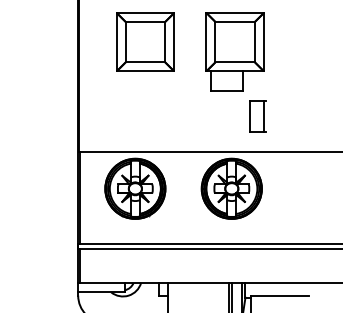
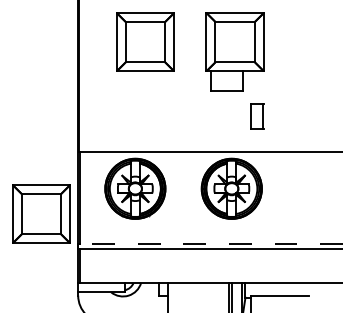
part size: 18x33 px -> 15x27 px (257, 116)
part: none -> present (41, 213)
line: solid -> dashed (211, 244)
